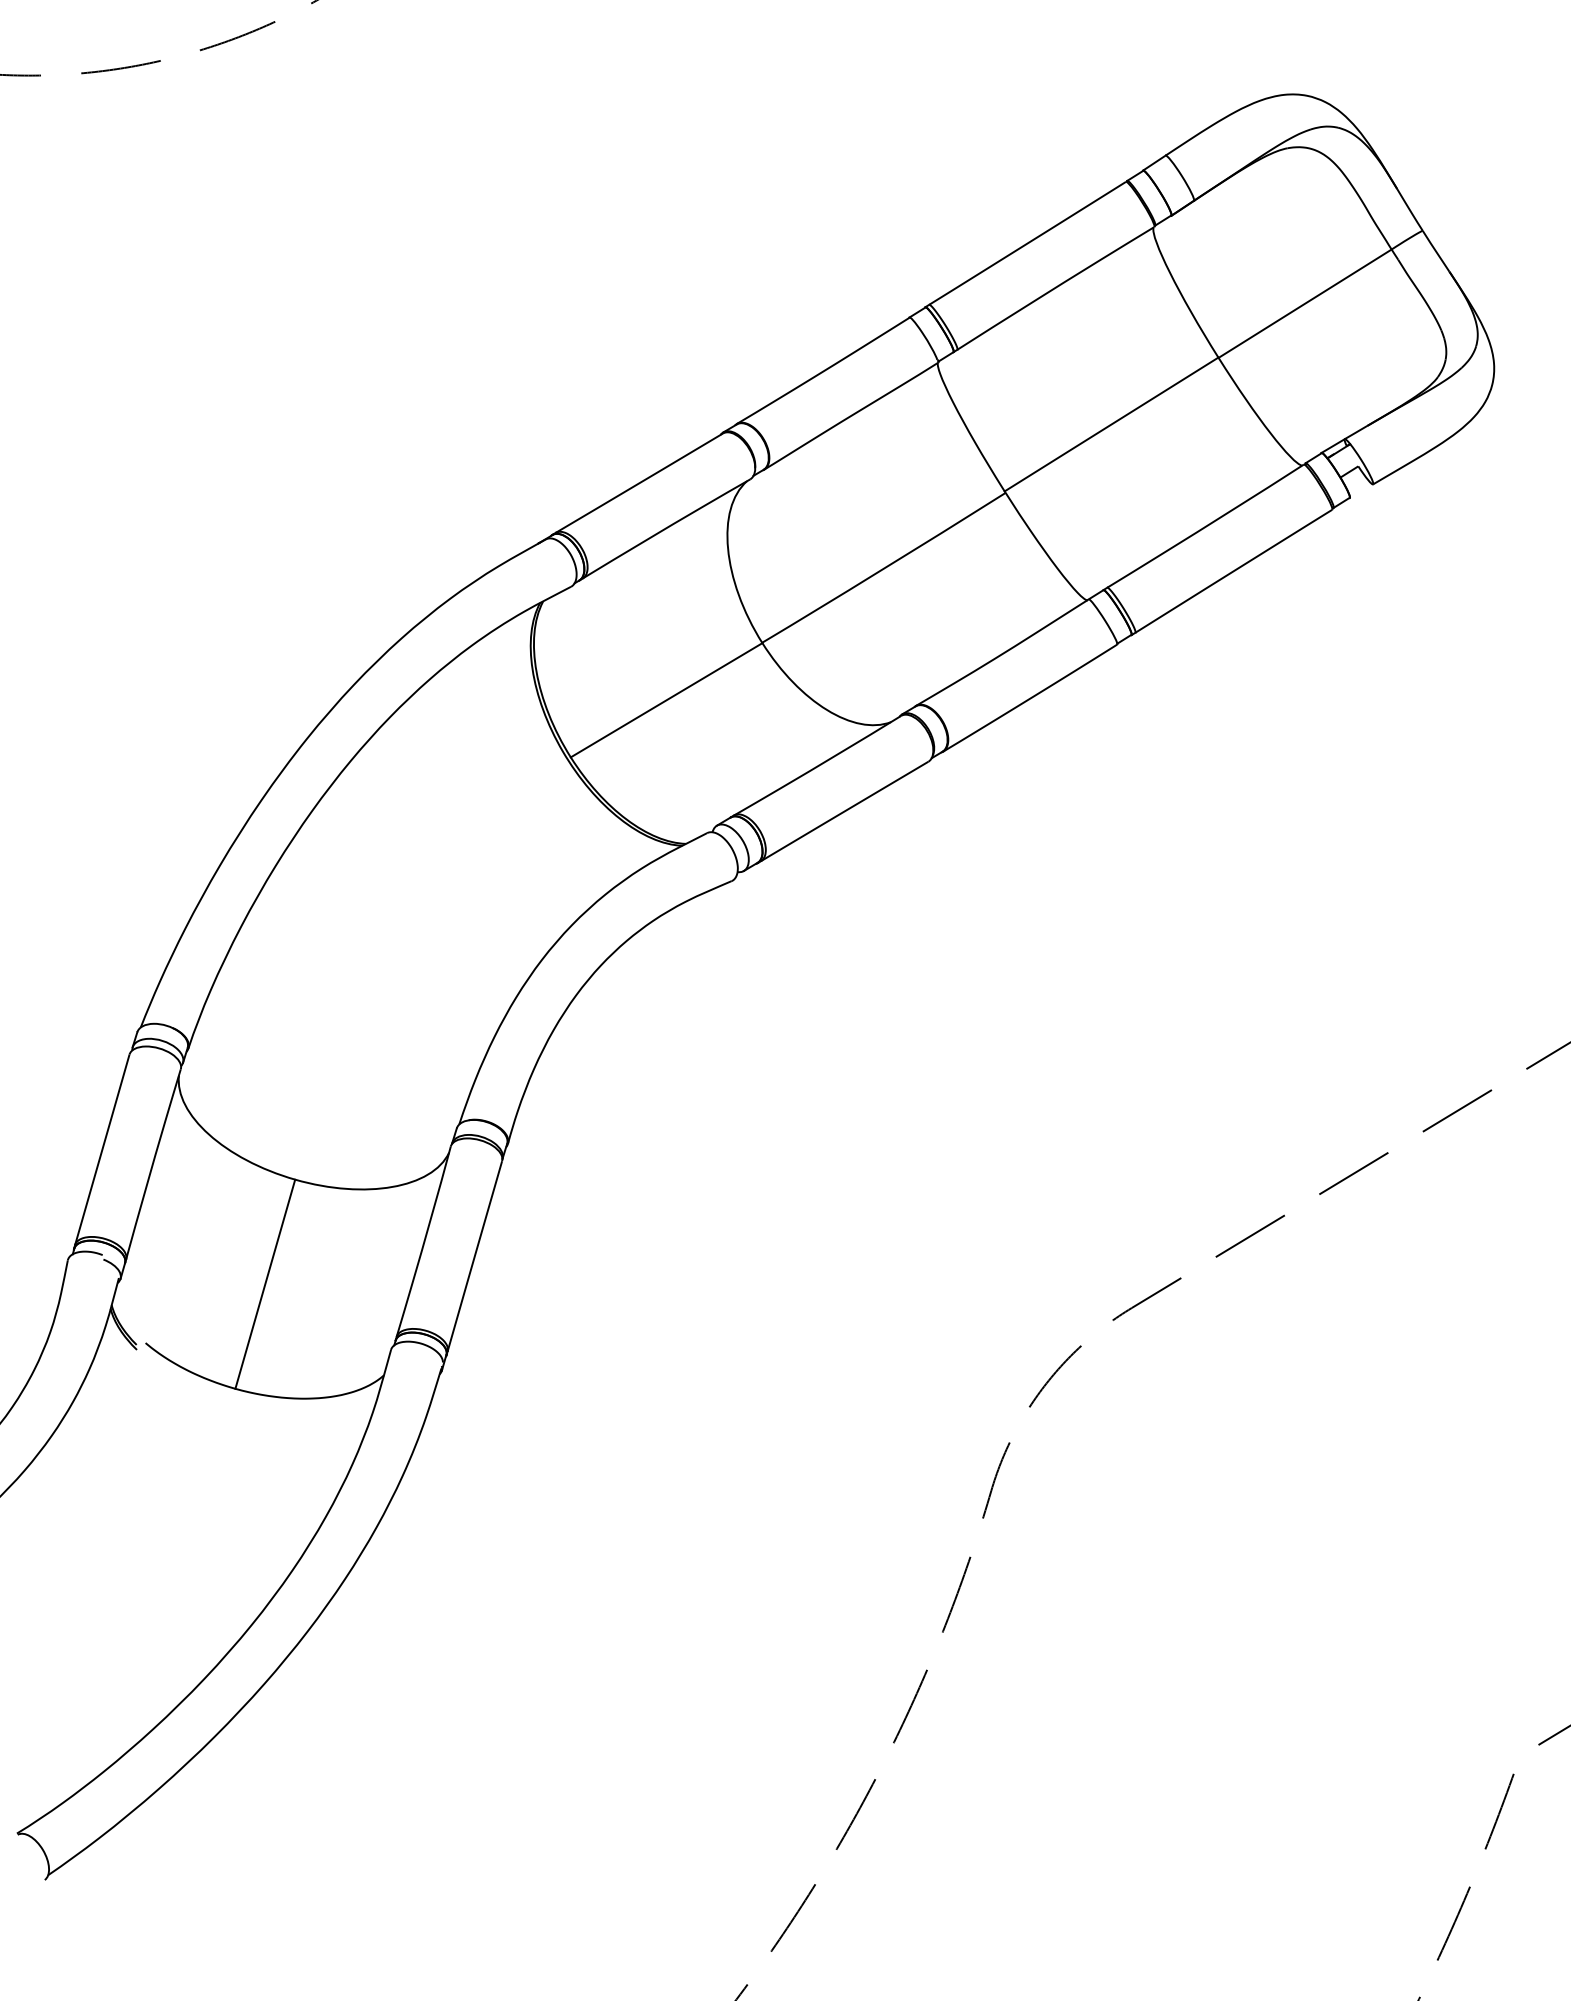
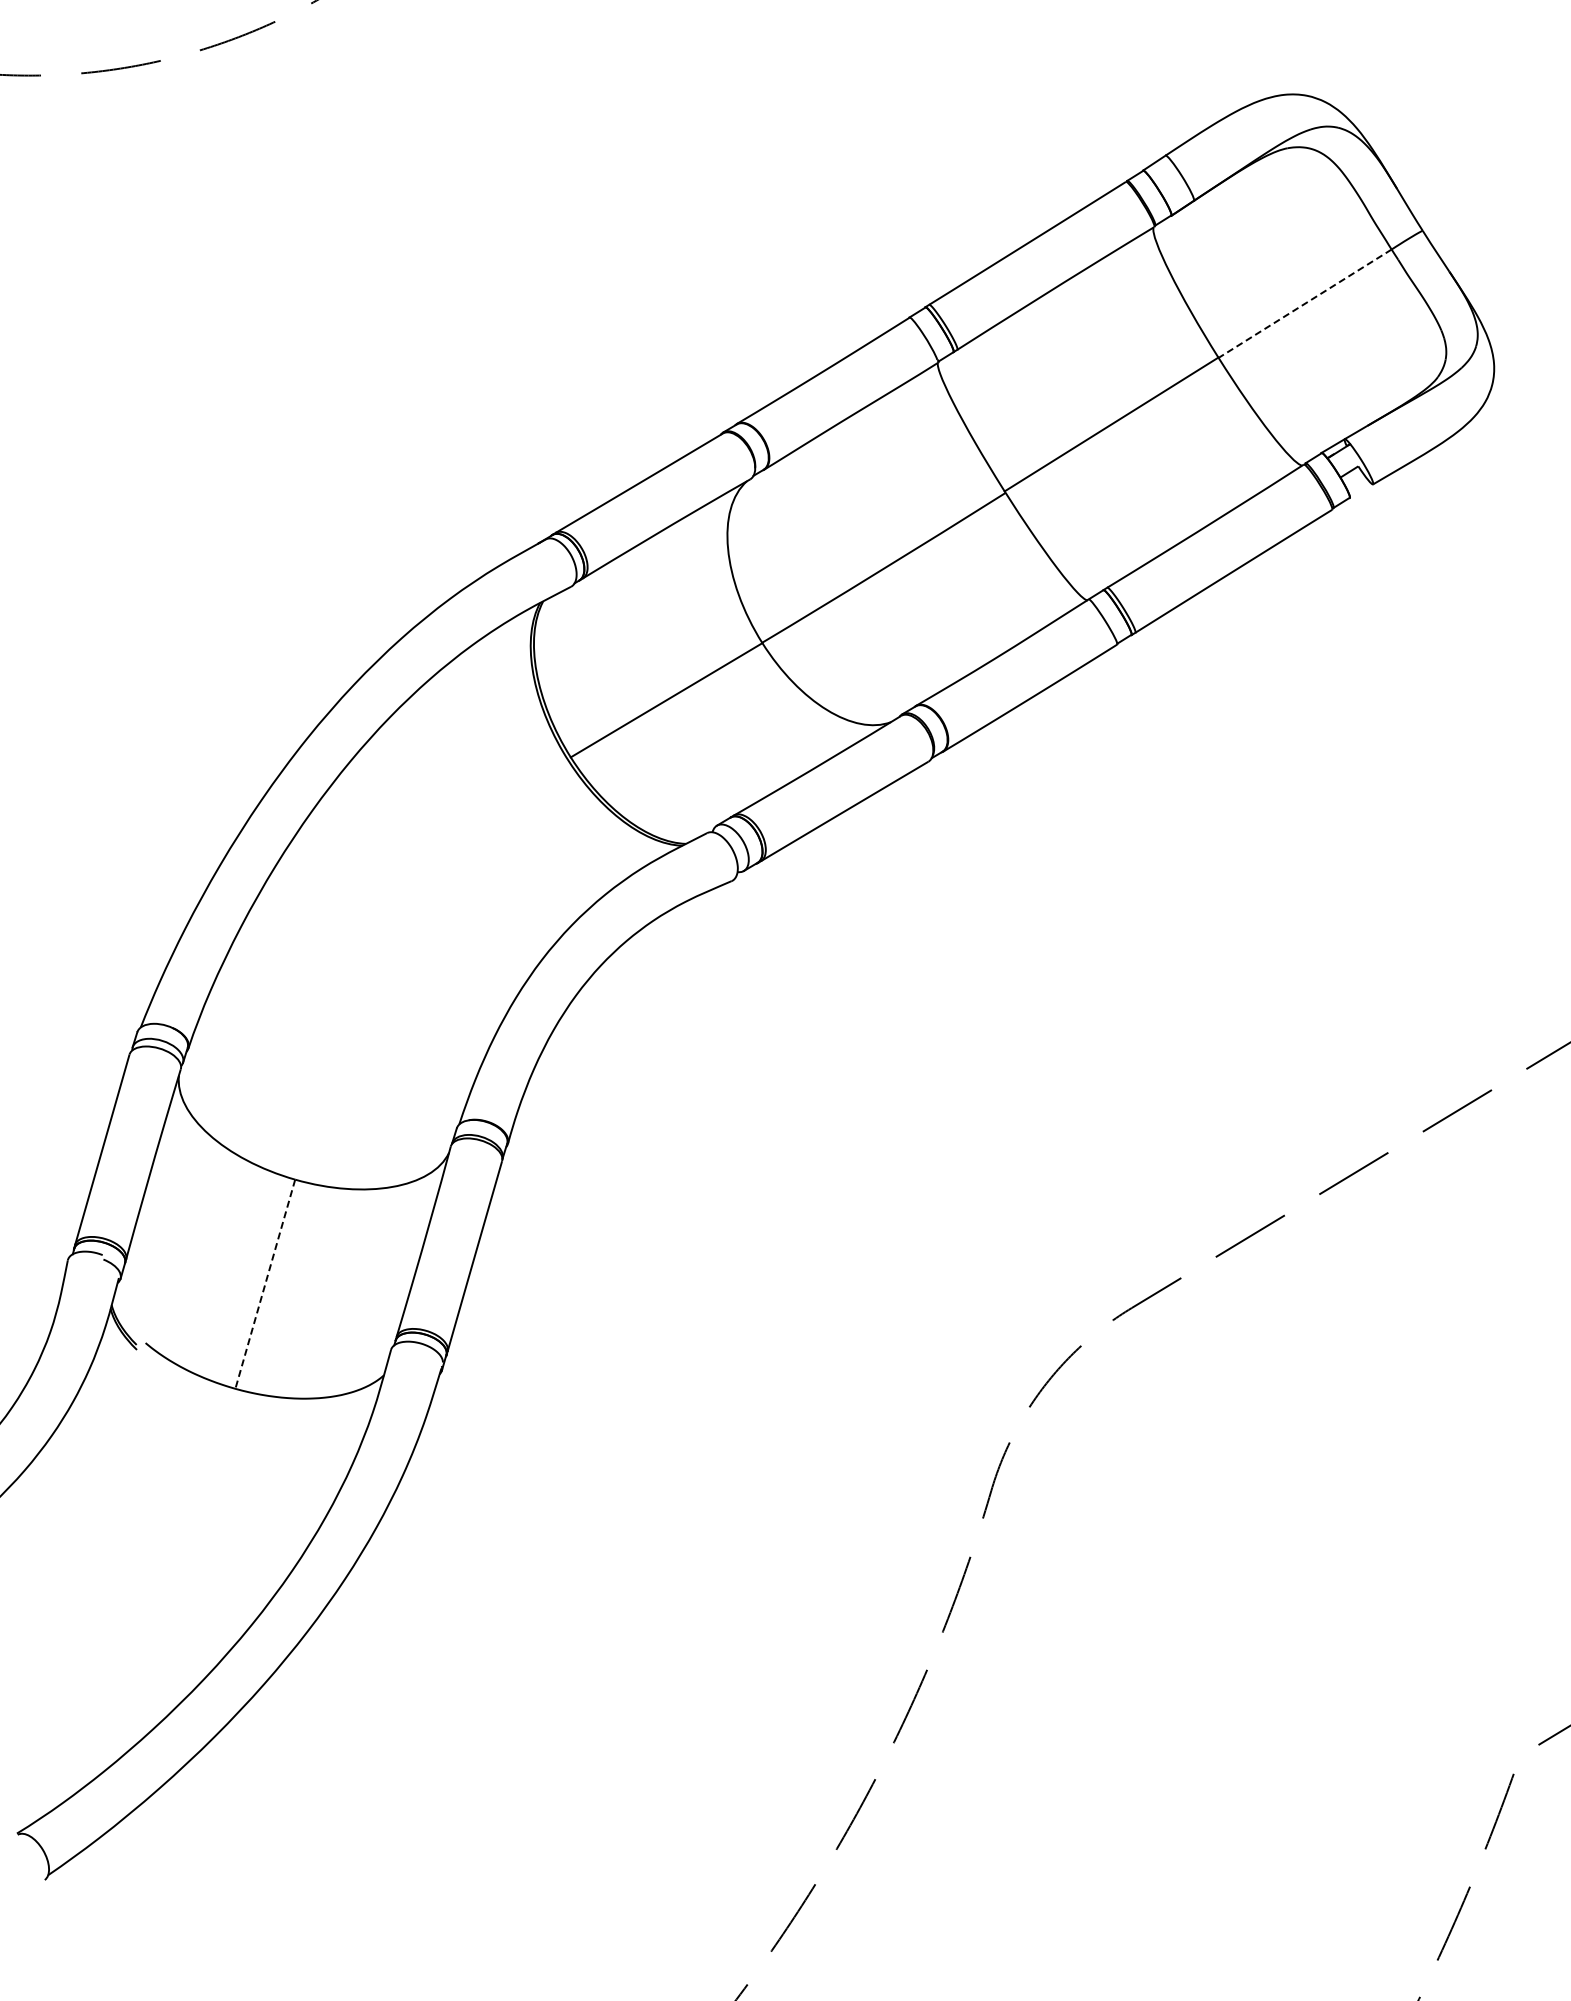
line: solid -> dashed (1304, 303)
line: solid -> dashed (265, 1284)
